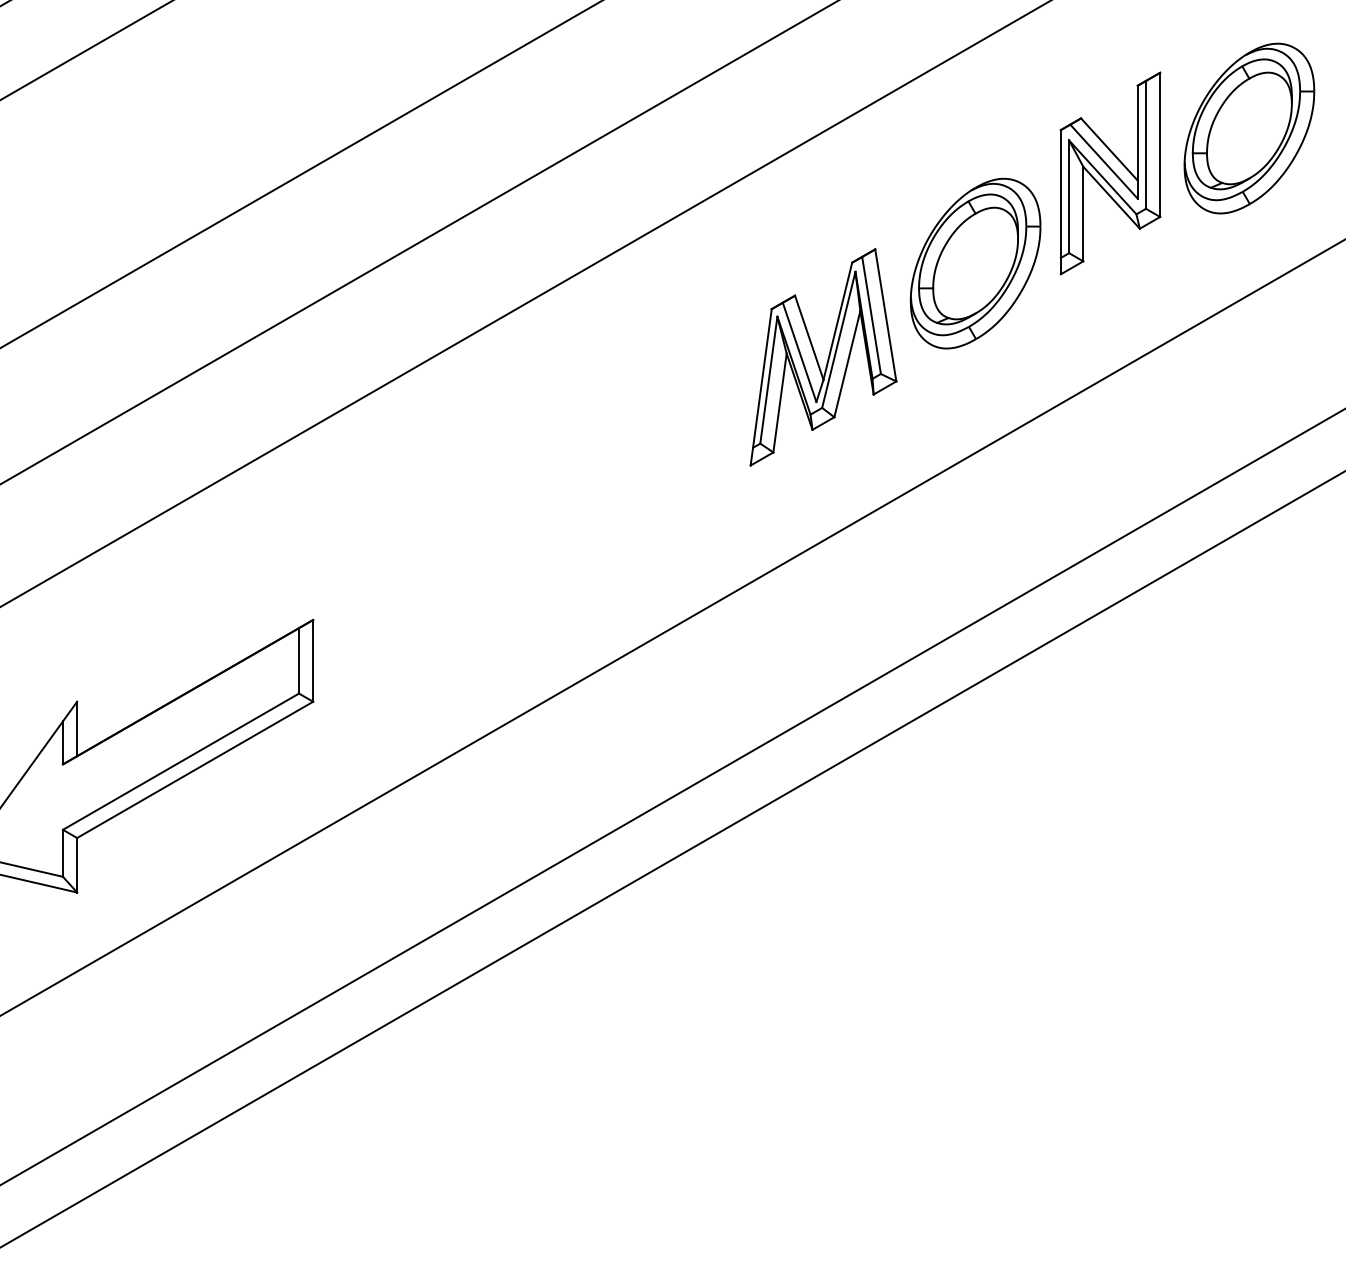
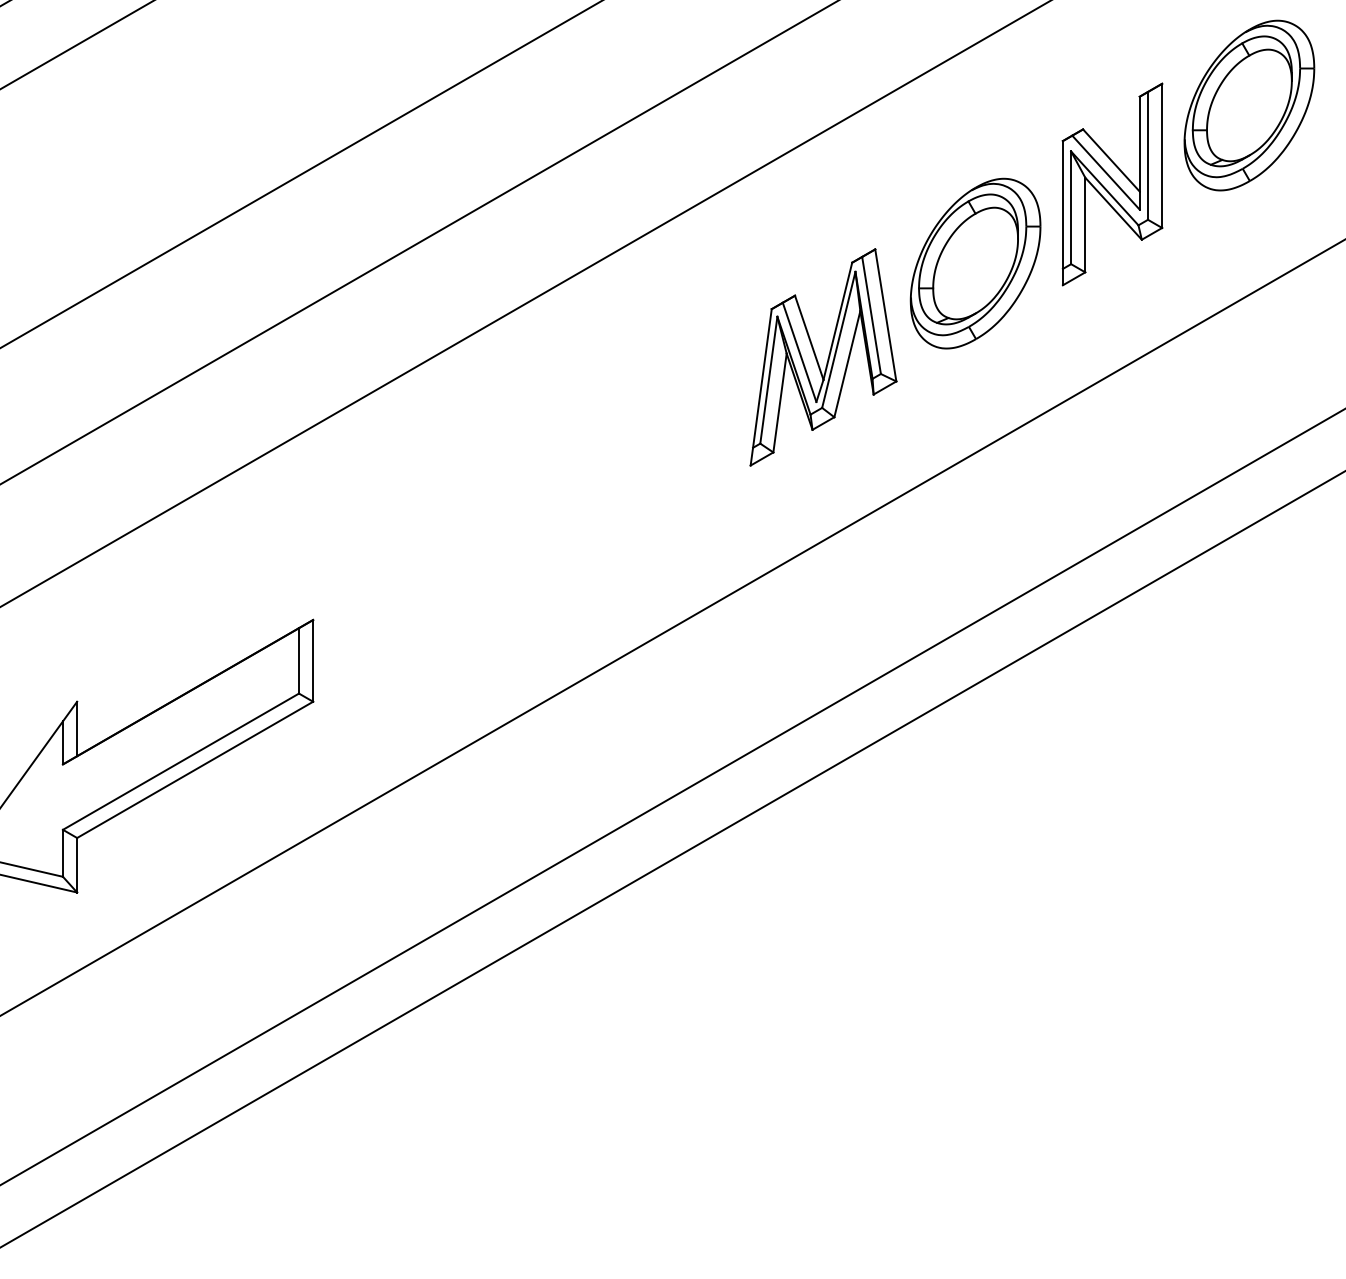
line position: (85, 50) -> (76, 44) (76, 44)
part position: (1249, 128) -> (1249, 105) (1249, 105)
part position: (1110, 173) -> (1112, 184) (1112, 184)
